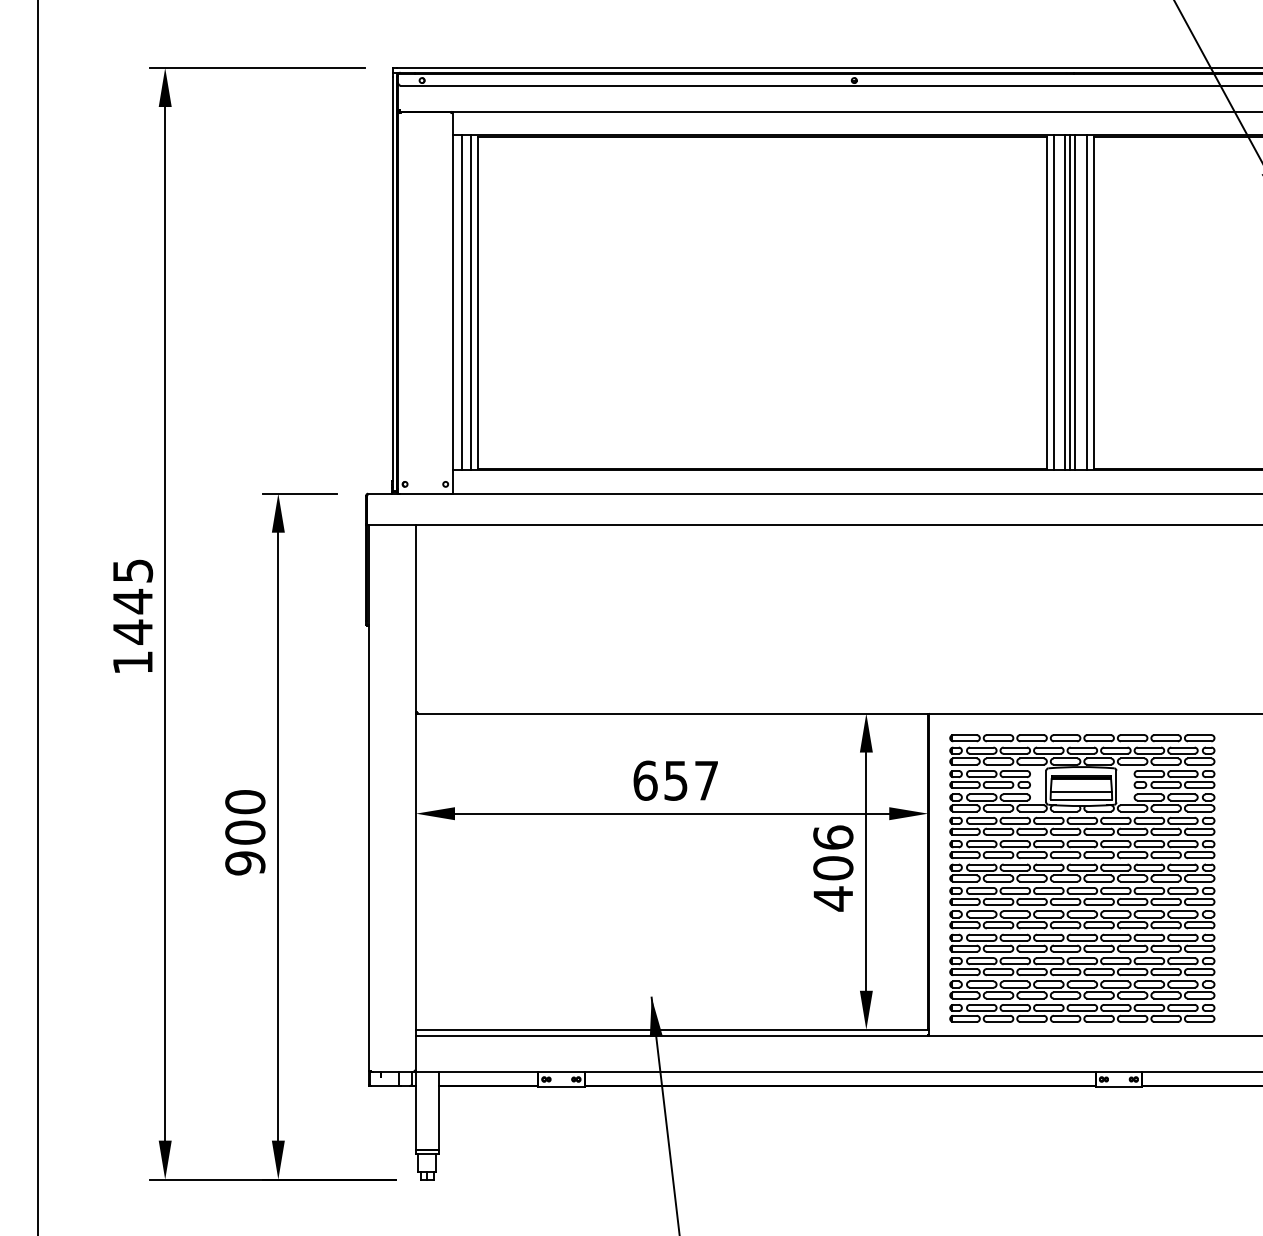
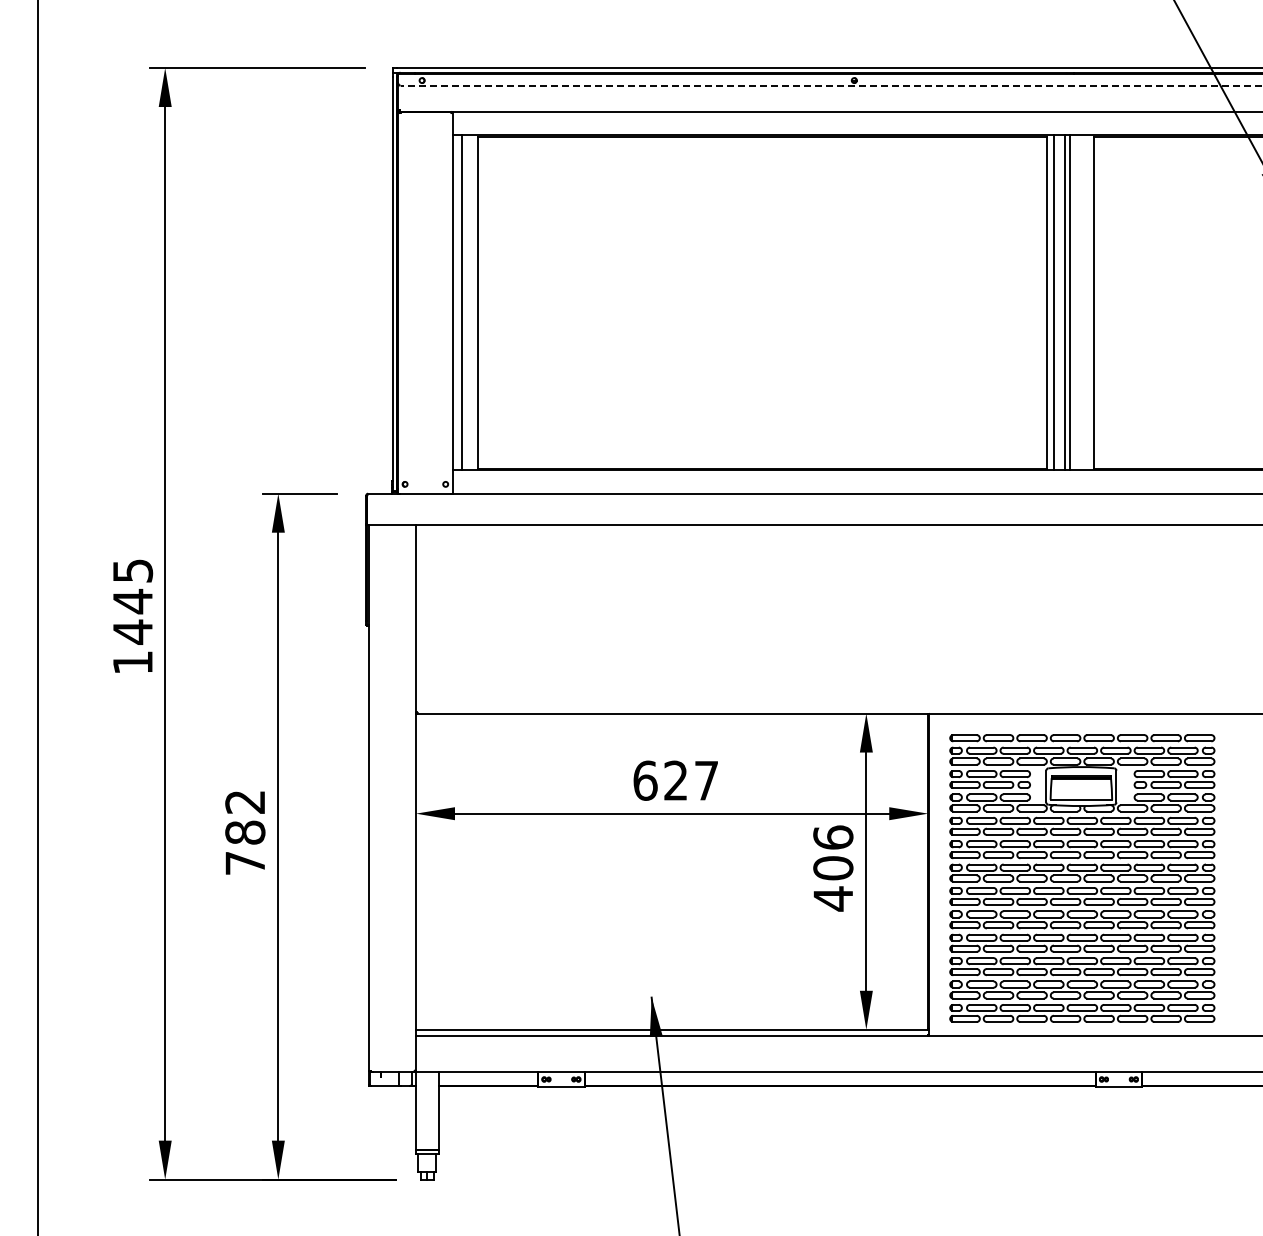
line: solid -> dashed (831, 85)
line: present -> none (471, 302)
line: present -> none (1075, 302)
line: present -> none (1087, 302)
text: 657 -> 627 (675, 780)
line: present -> none (1080, 791)
text: 900 -> 782 (245, 832)
